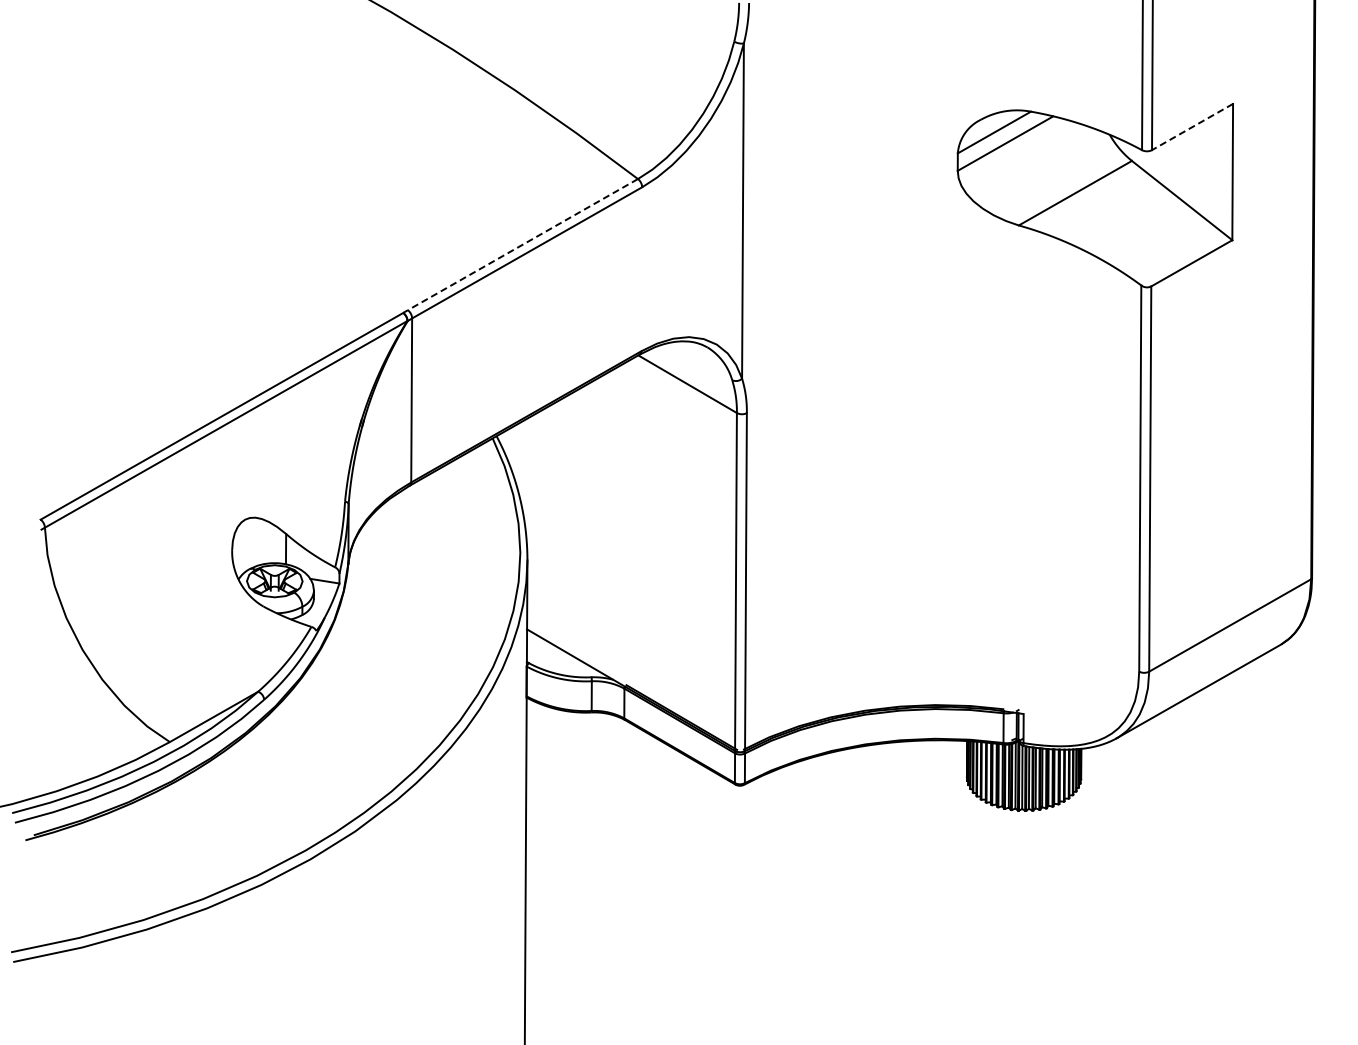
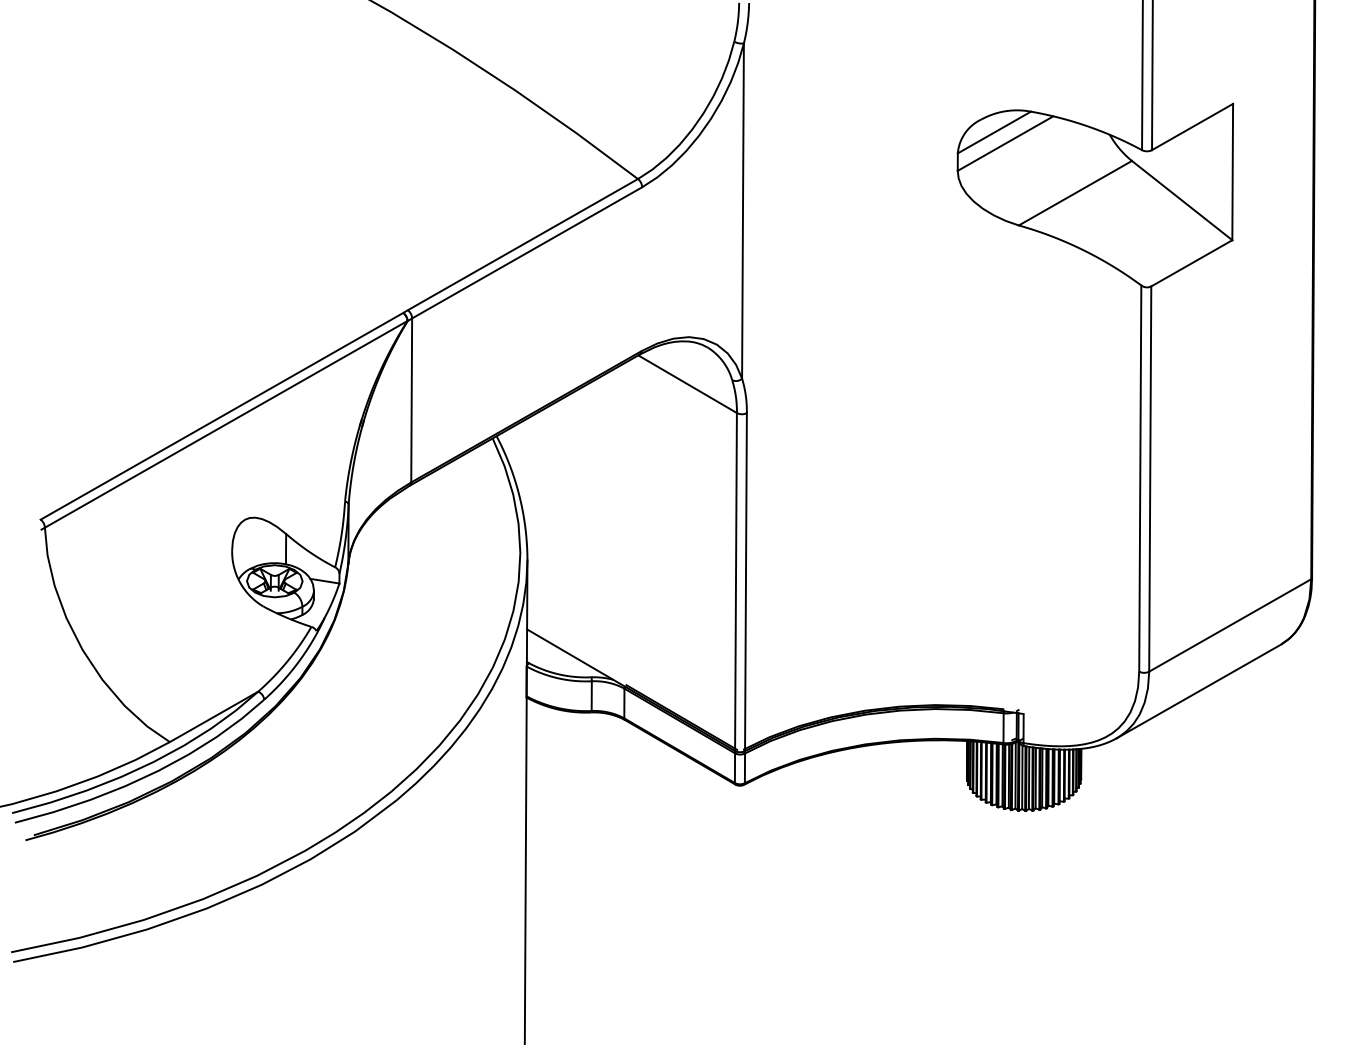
line: dashed -> solid (1192, 127)
line: dashed -> solid (522, 244)
